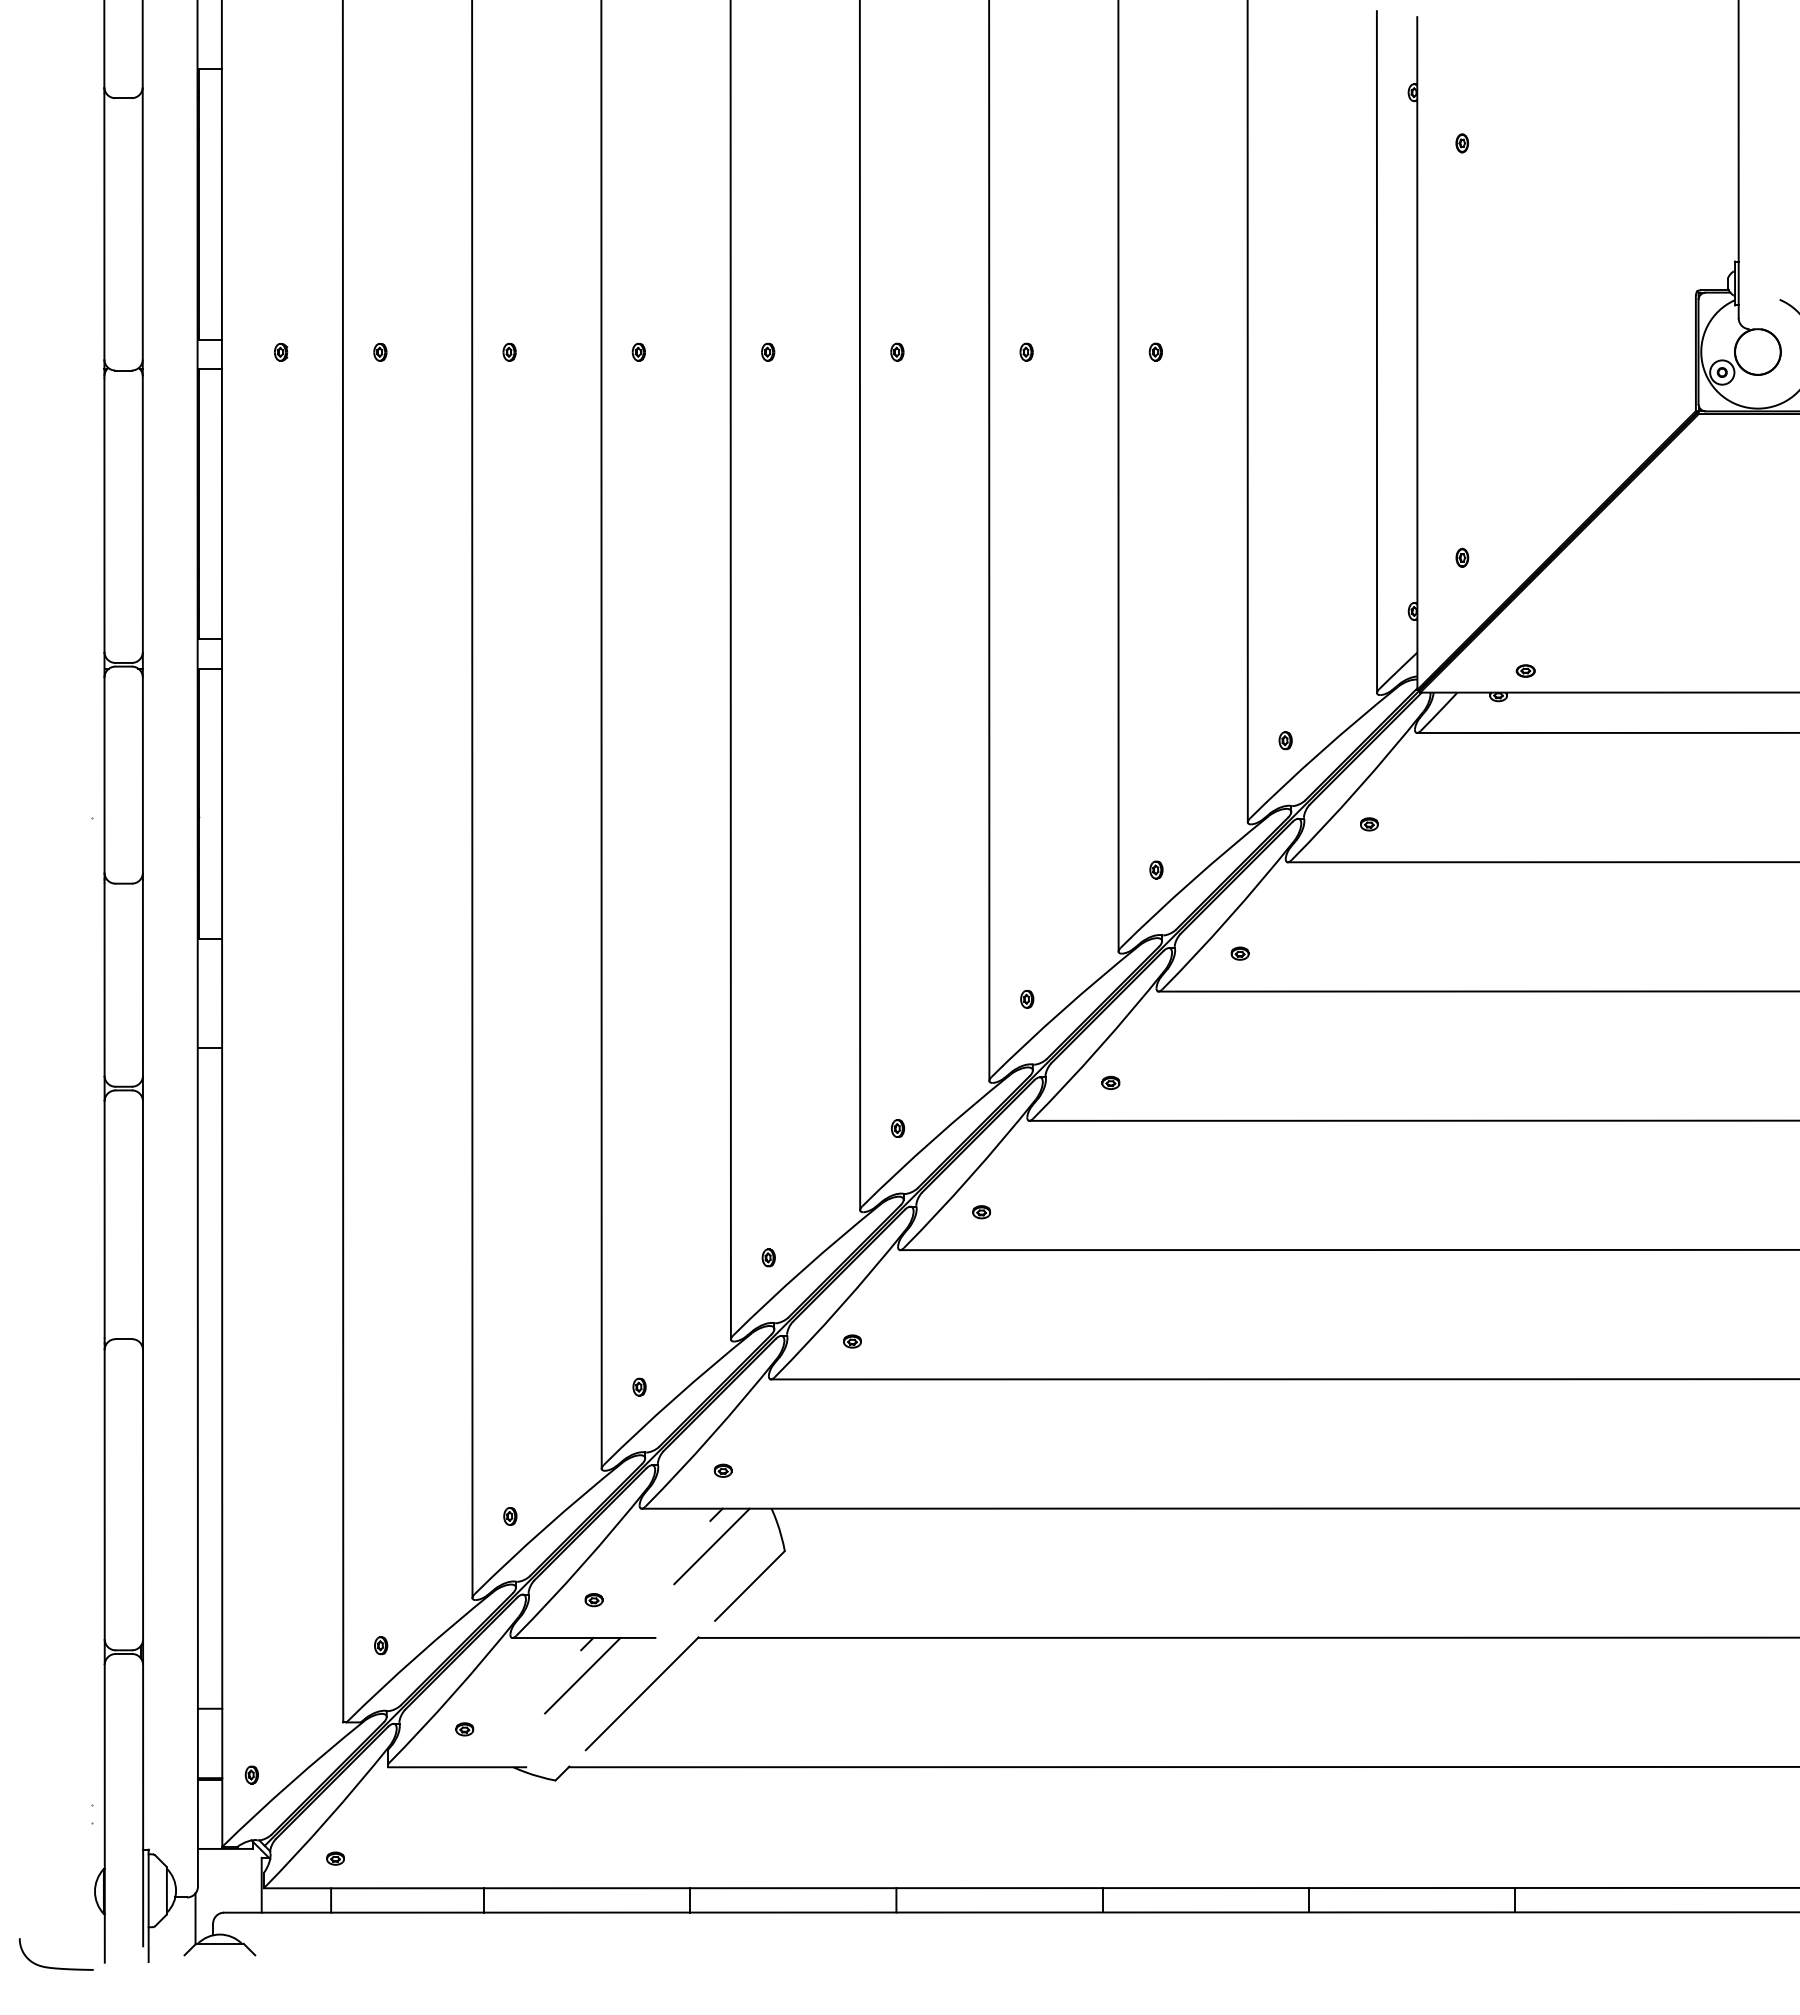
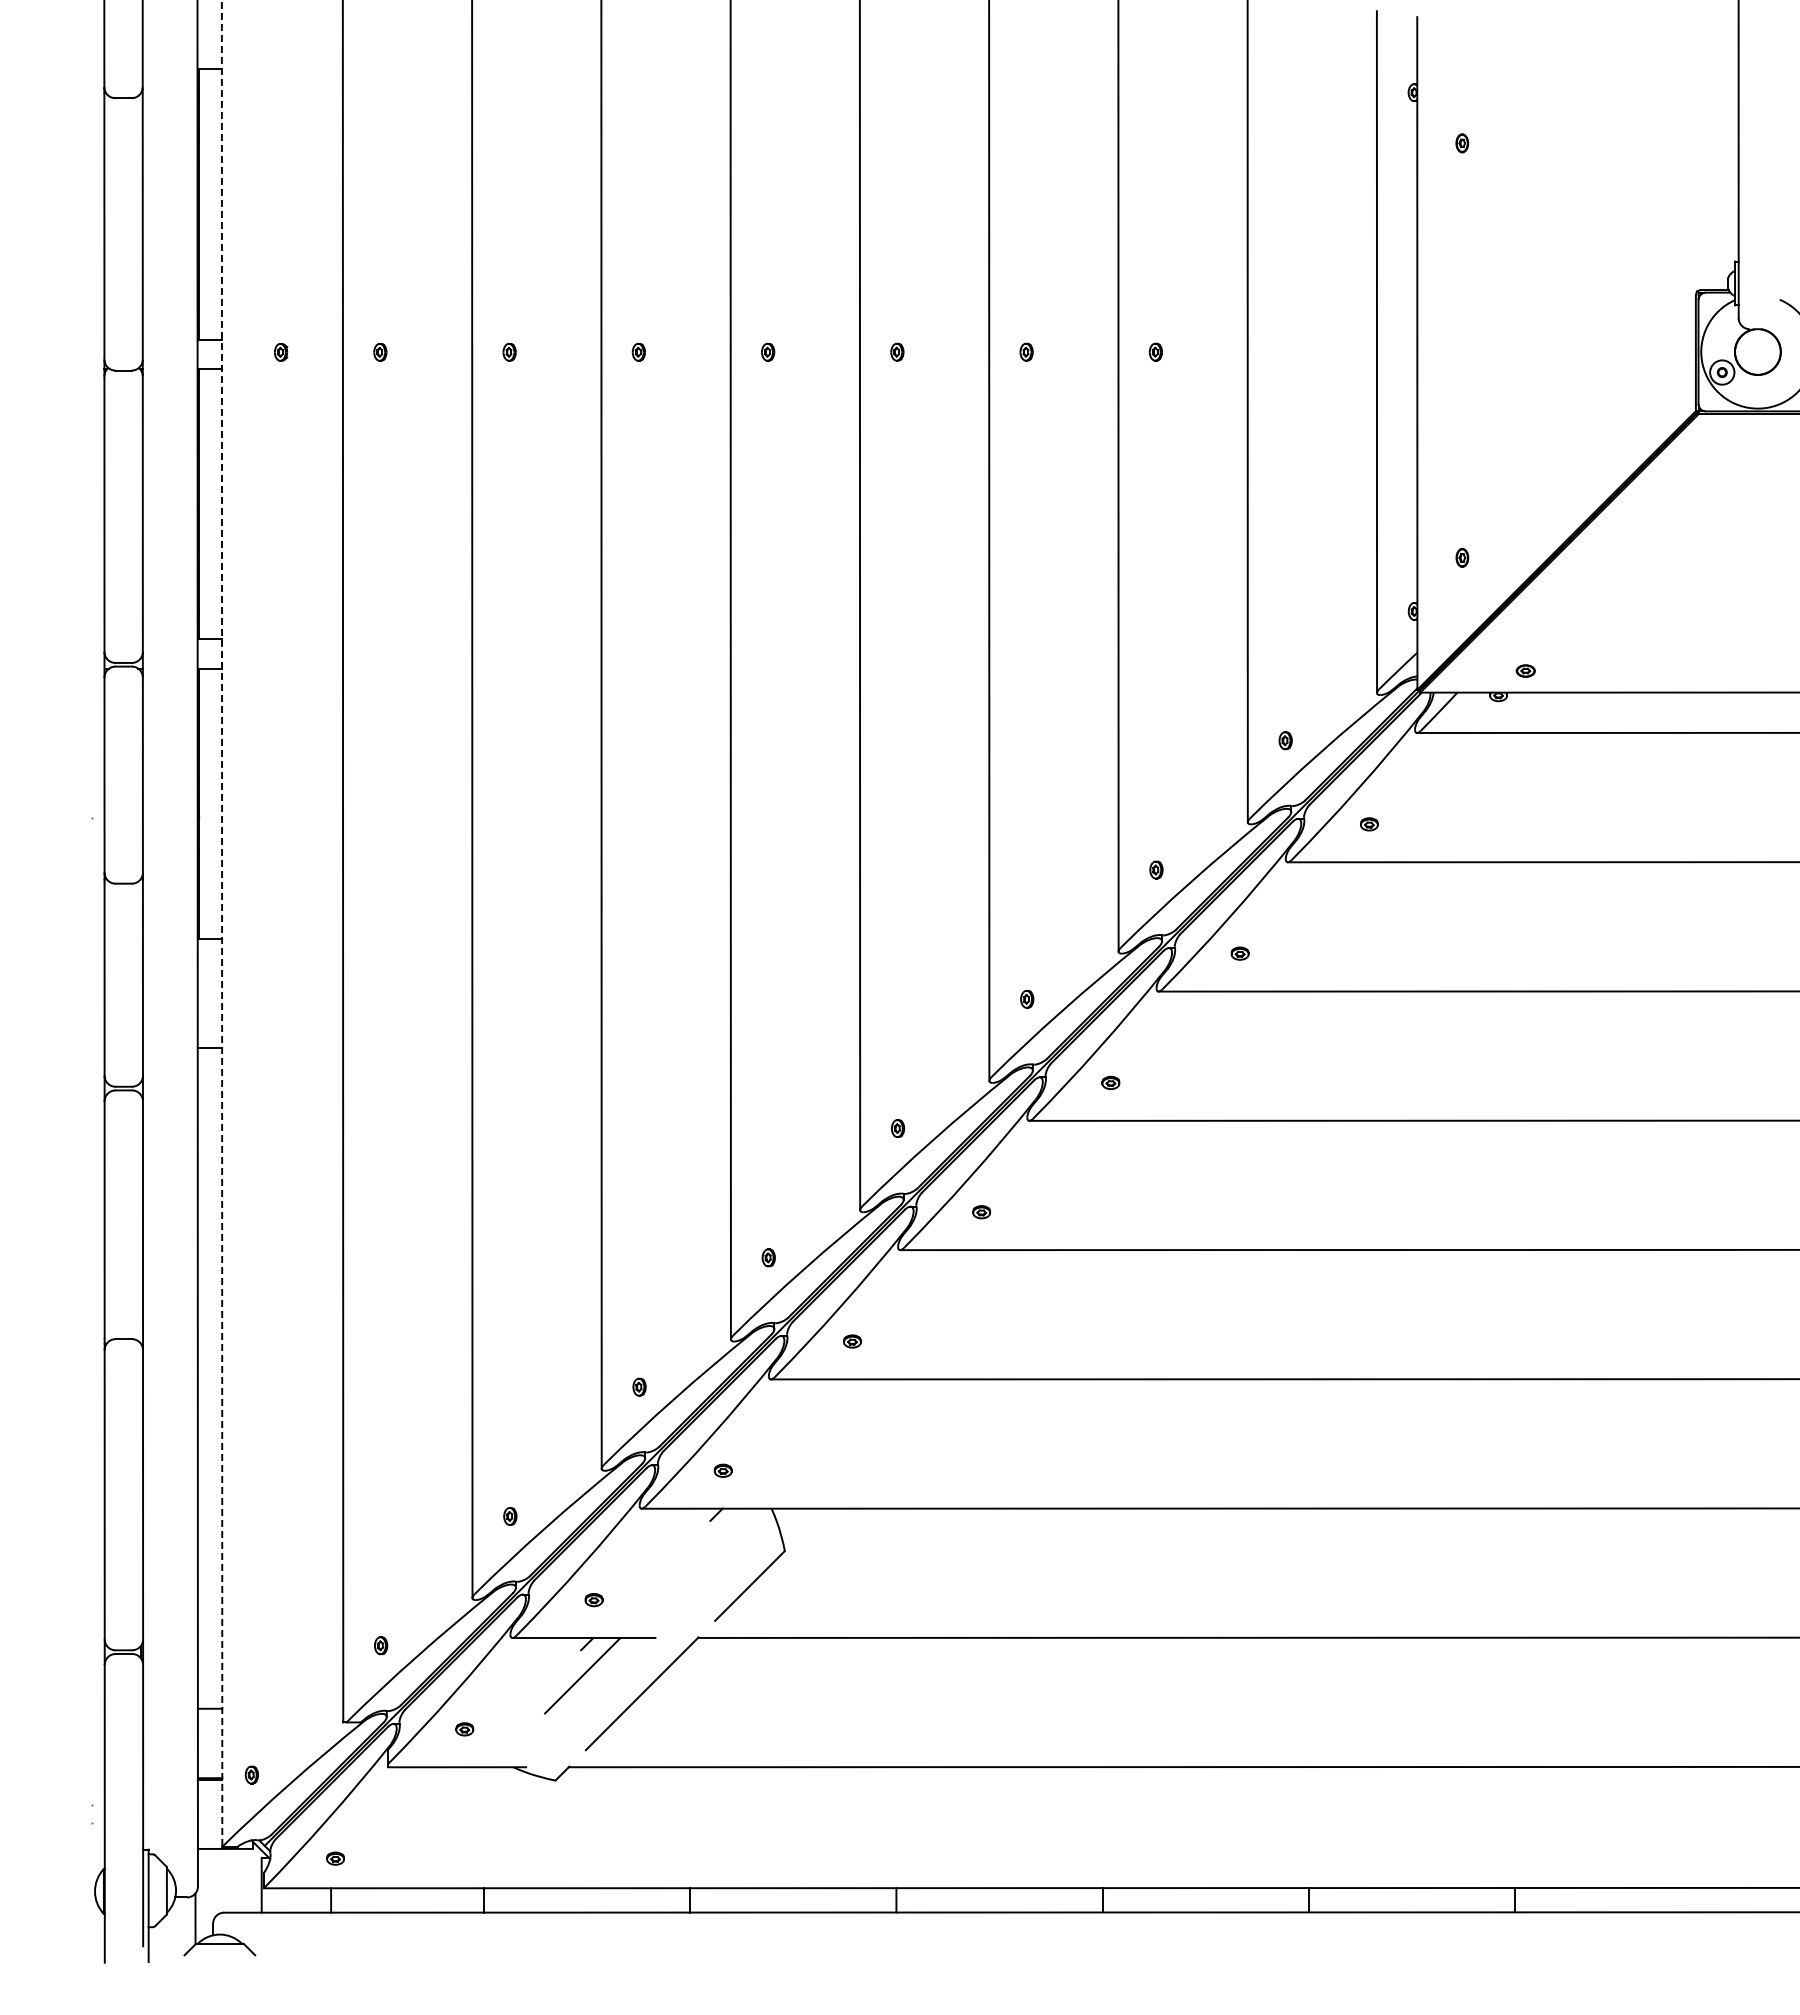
line: solid -> dashed (222, 923)
line: present -> none (711, 1546)
curve: present -> none (55, 1967)
